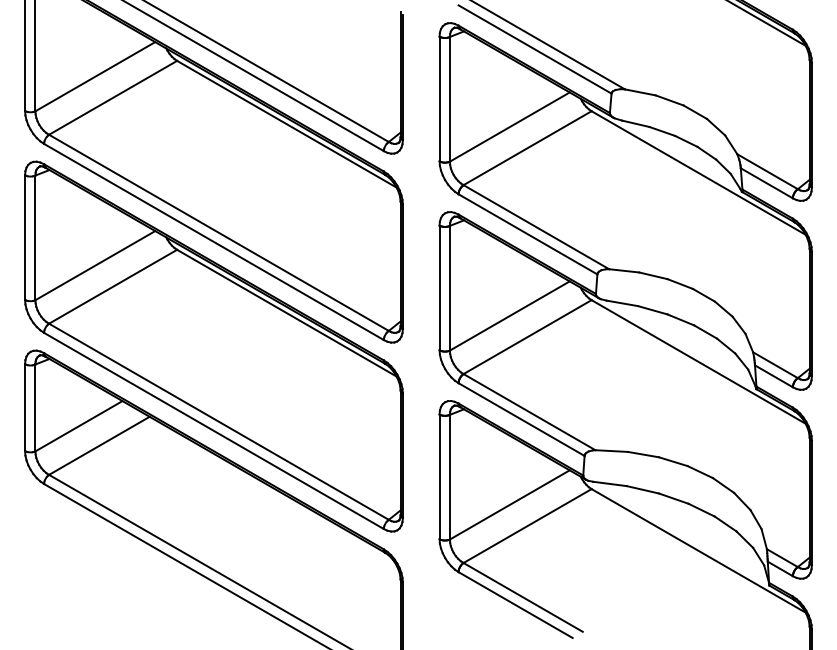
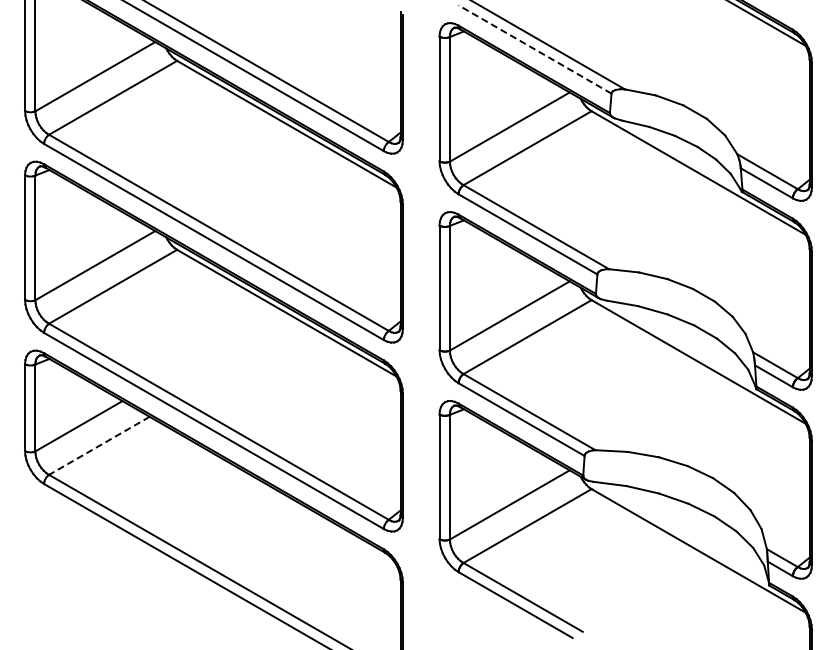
line: solid -> dashed (534, 49)
line: solid -> dashed (98, 446)
